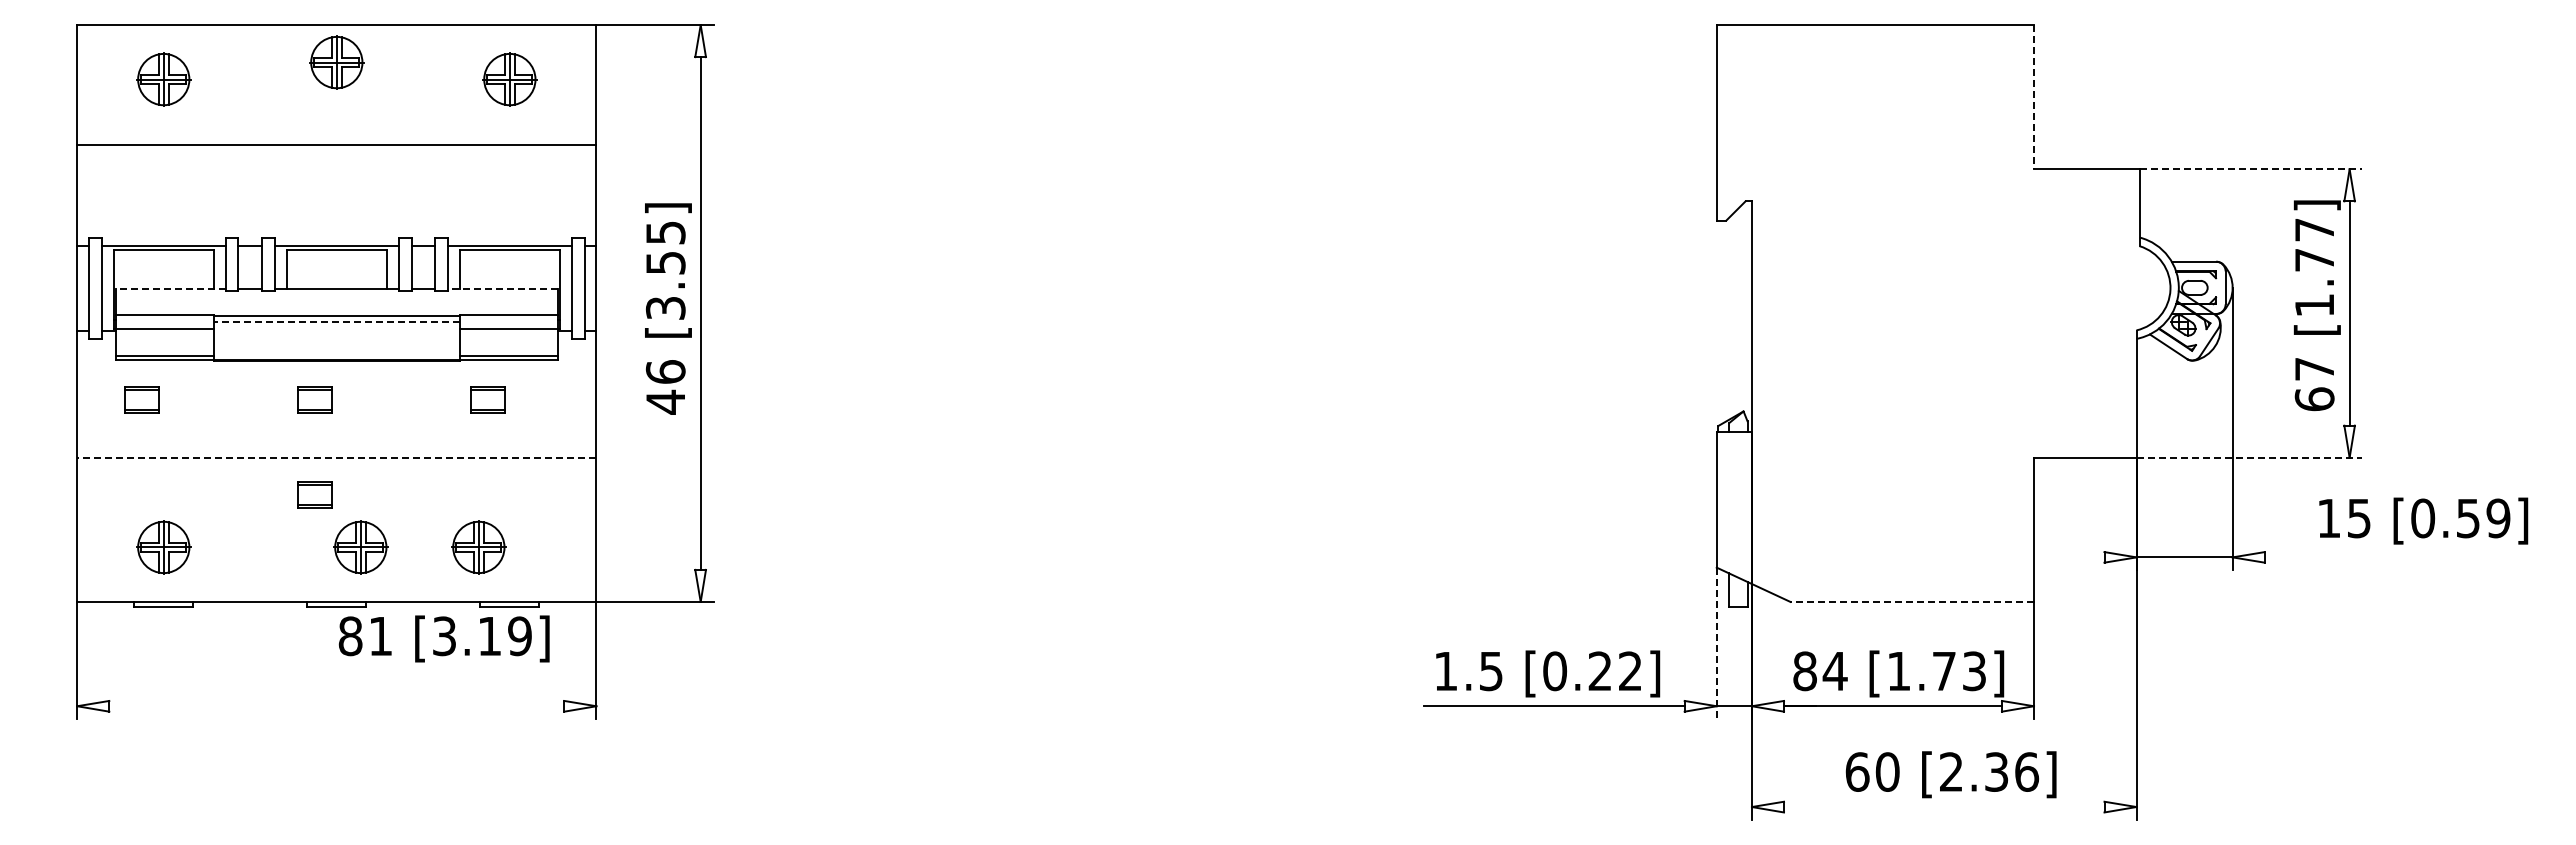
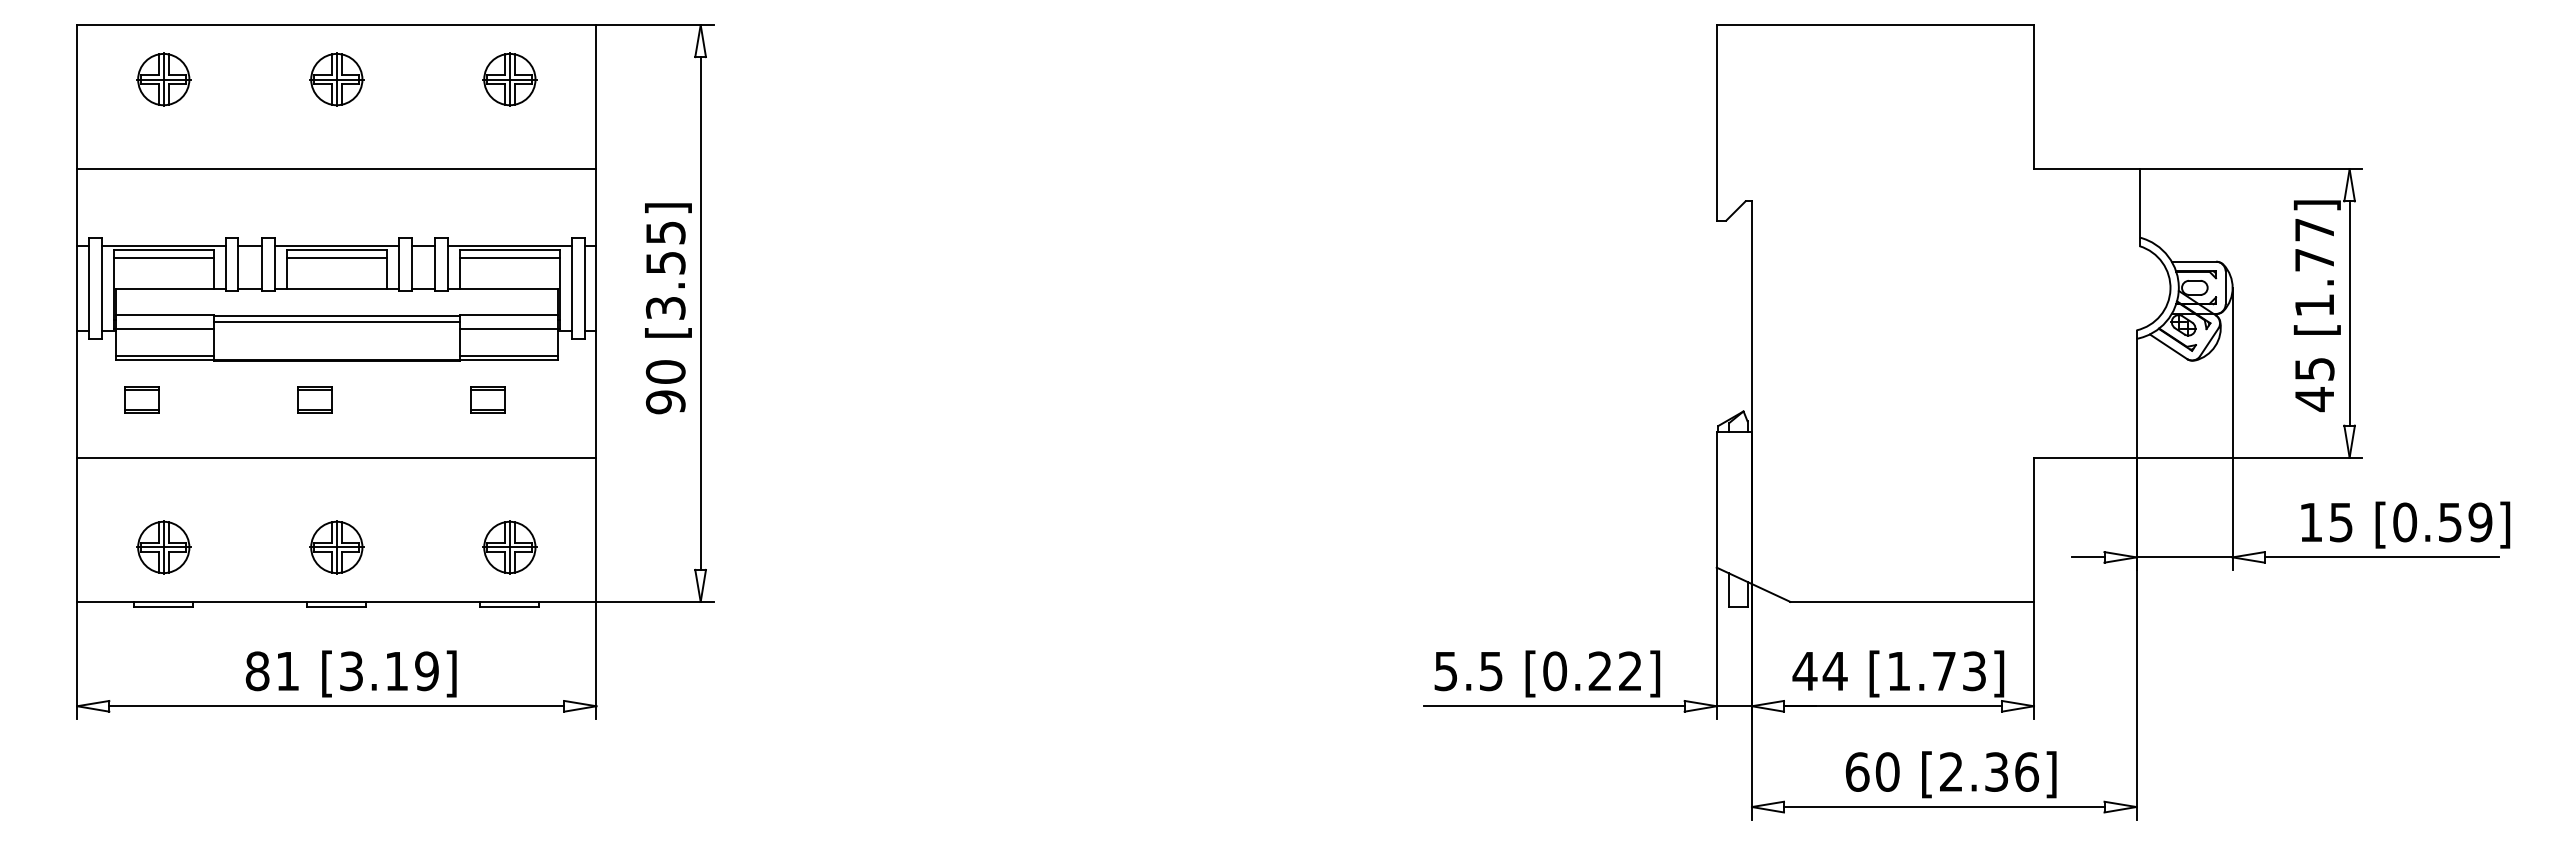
part position: (336, 62) -> (336, 79) (336, 79)
line: dashed -> solid (2033, 97)
line position: (336, 145) -> (336, 169) (336, 169)
line: dashed -> solid (2251, 169)
line: none -> present (163, 257)
line: none -> present (336, 257)
line: none -> present (509, 257)
line: dashed -> solid (170, 289)
line: dashed -> solid (502, 289)
line: dashed -> solid (336, 322)
text: 67 -> 45 (2314, 385)
text: 46 -> 90 (665, 387)
line: dashed -> solid (336, 457)
line: dashed -> solid (2249, 457)
part: present -> none (314, 494)
text position: (2423, 520) -> (2405, 524) (2405, 524)
part position: (360, 547) -> (336, 547) (336, 547)
part position: (478, 547) -> (509, 547) (509, 547)
line: none -> present (2088, 557)
line: none -> present (2381, 557)
line: dashed -> solid (1912, 601)
text position: (443, 638) -> (350, 673) (350, 673)
line: dashed -> solid (1716, 643)
text: 1.5 -> 5.5 (1445, 671)
text: 84 -> 44 (1804, 671)
line: none -> present (336, 706)
line: none -> present (1944, 807)
